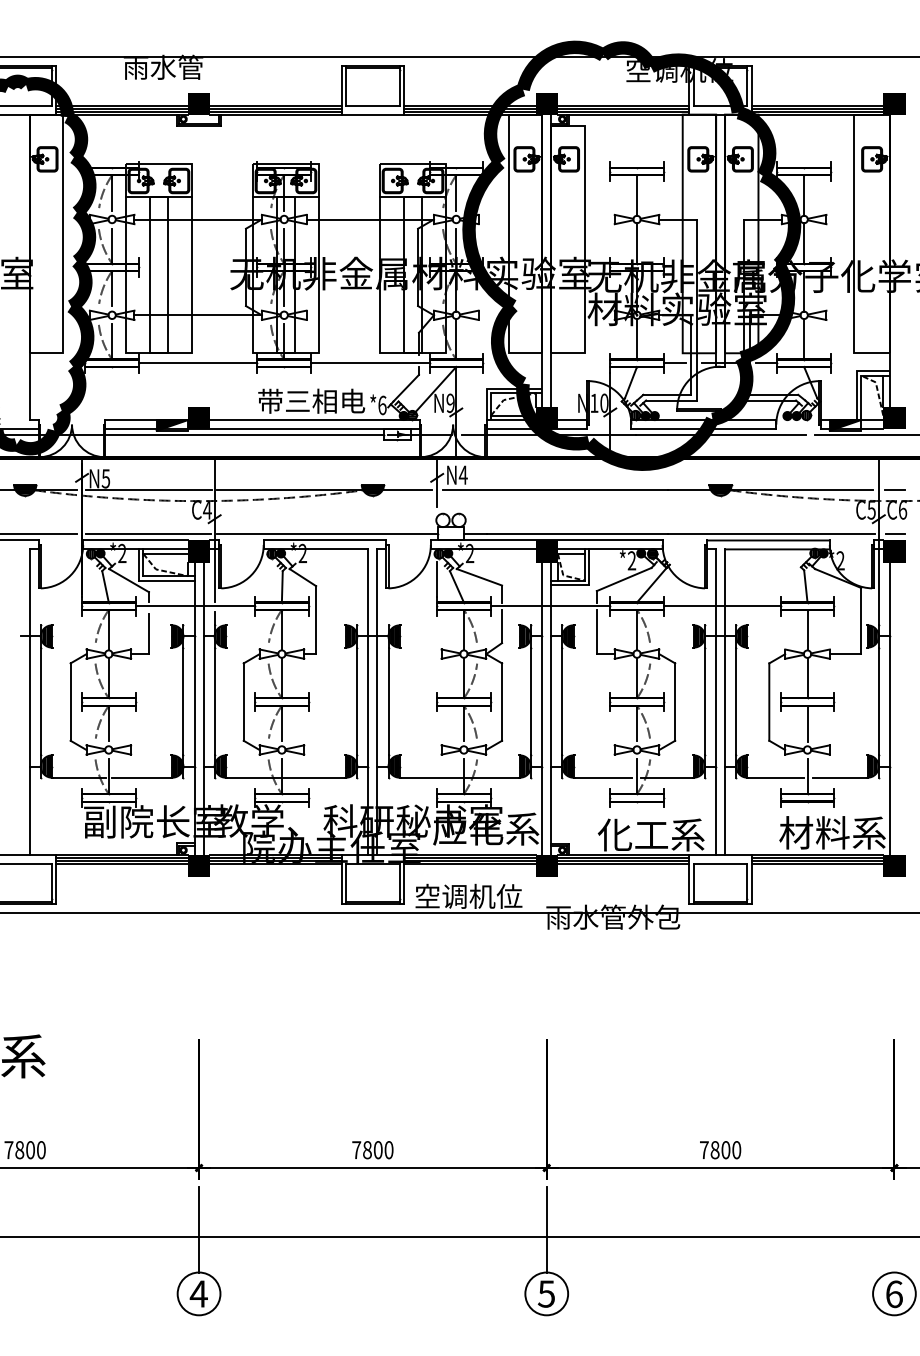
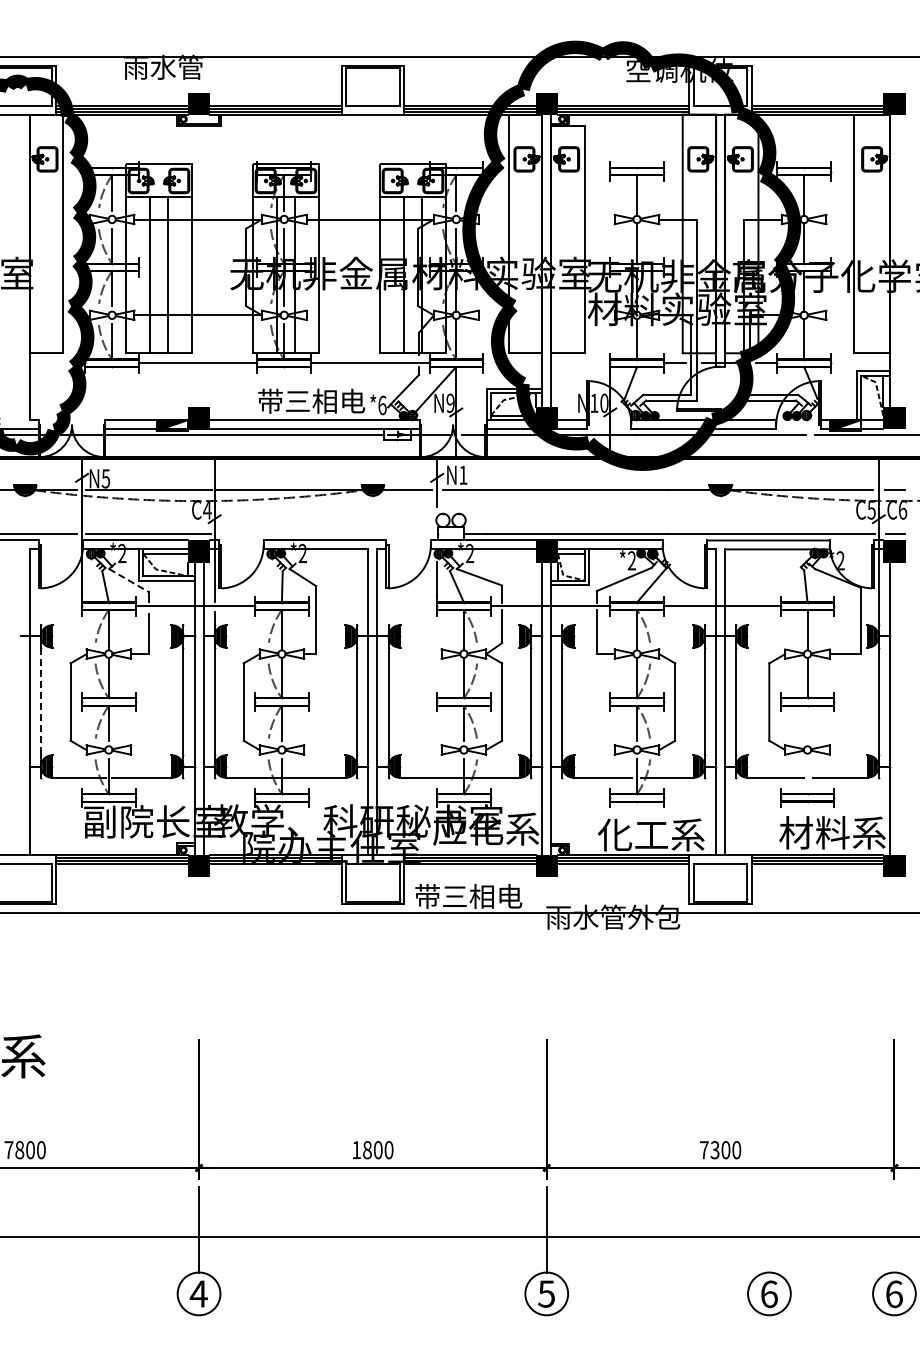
text: N4 -> N1 (462, 474)
line: present -> none (327, 533)
line: solid -> dashed (129, 580)
line: solid -> dashed (40, 701)
line: present -> none (807, 723)
line: present -> none (807, 776)
text: 空调机位 -> 带三相电 (468, 895)
text: 7800 -> 1800 (356, 1149)
text: 7800 -> 7300 (714, 1150)
part: none -> present (769, 1293)
